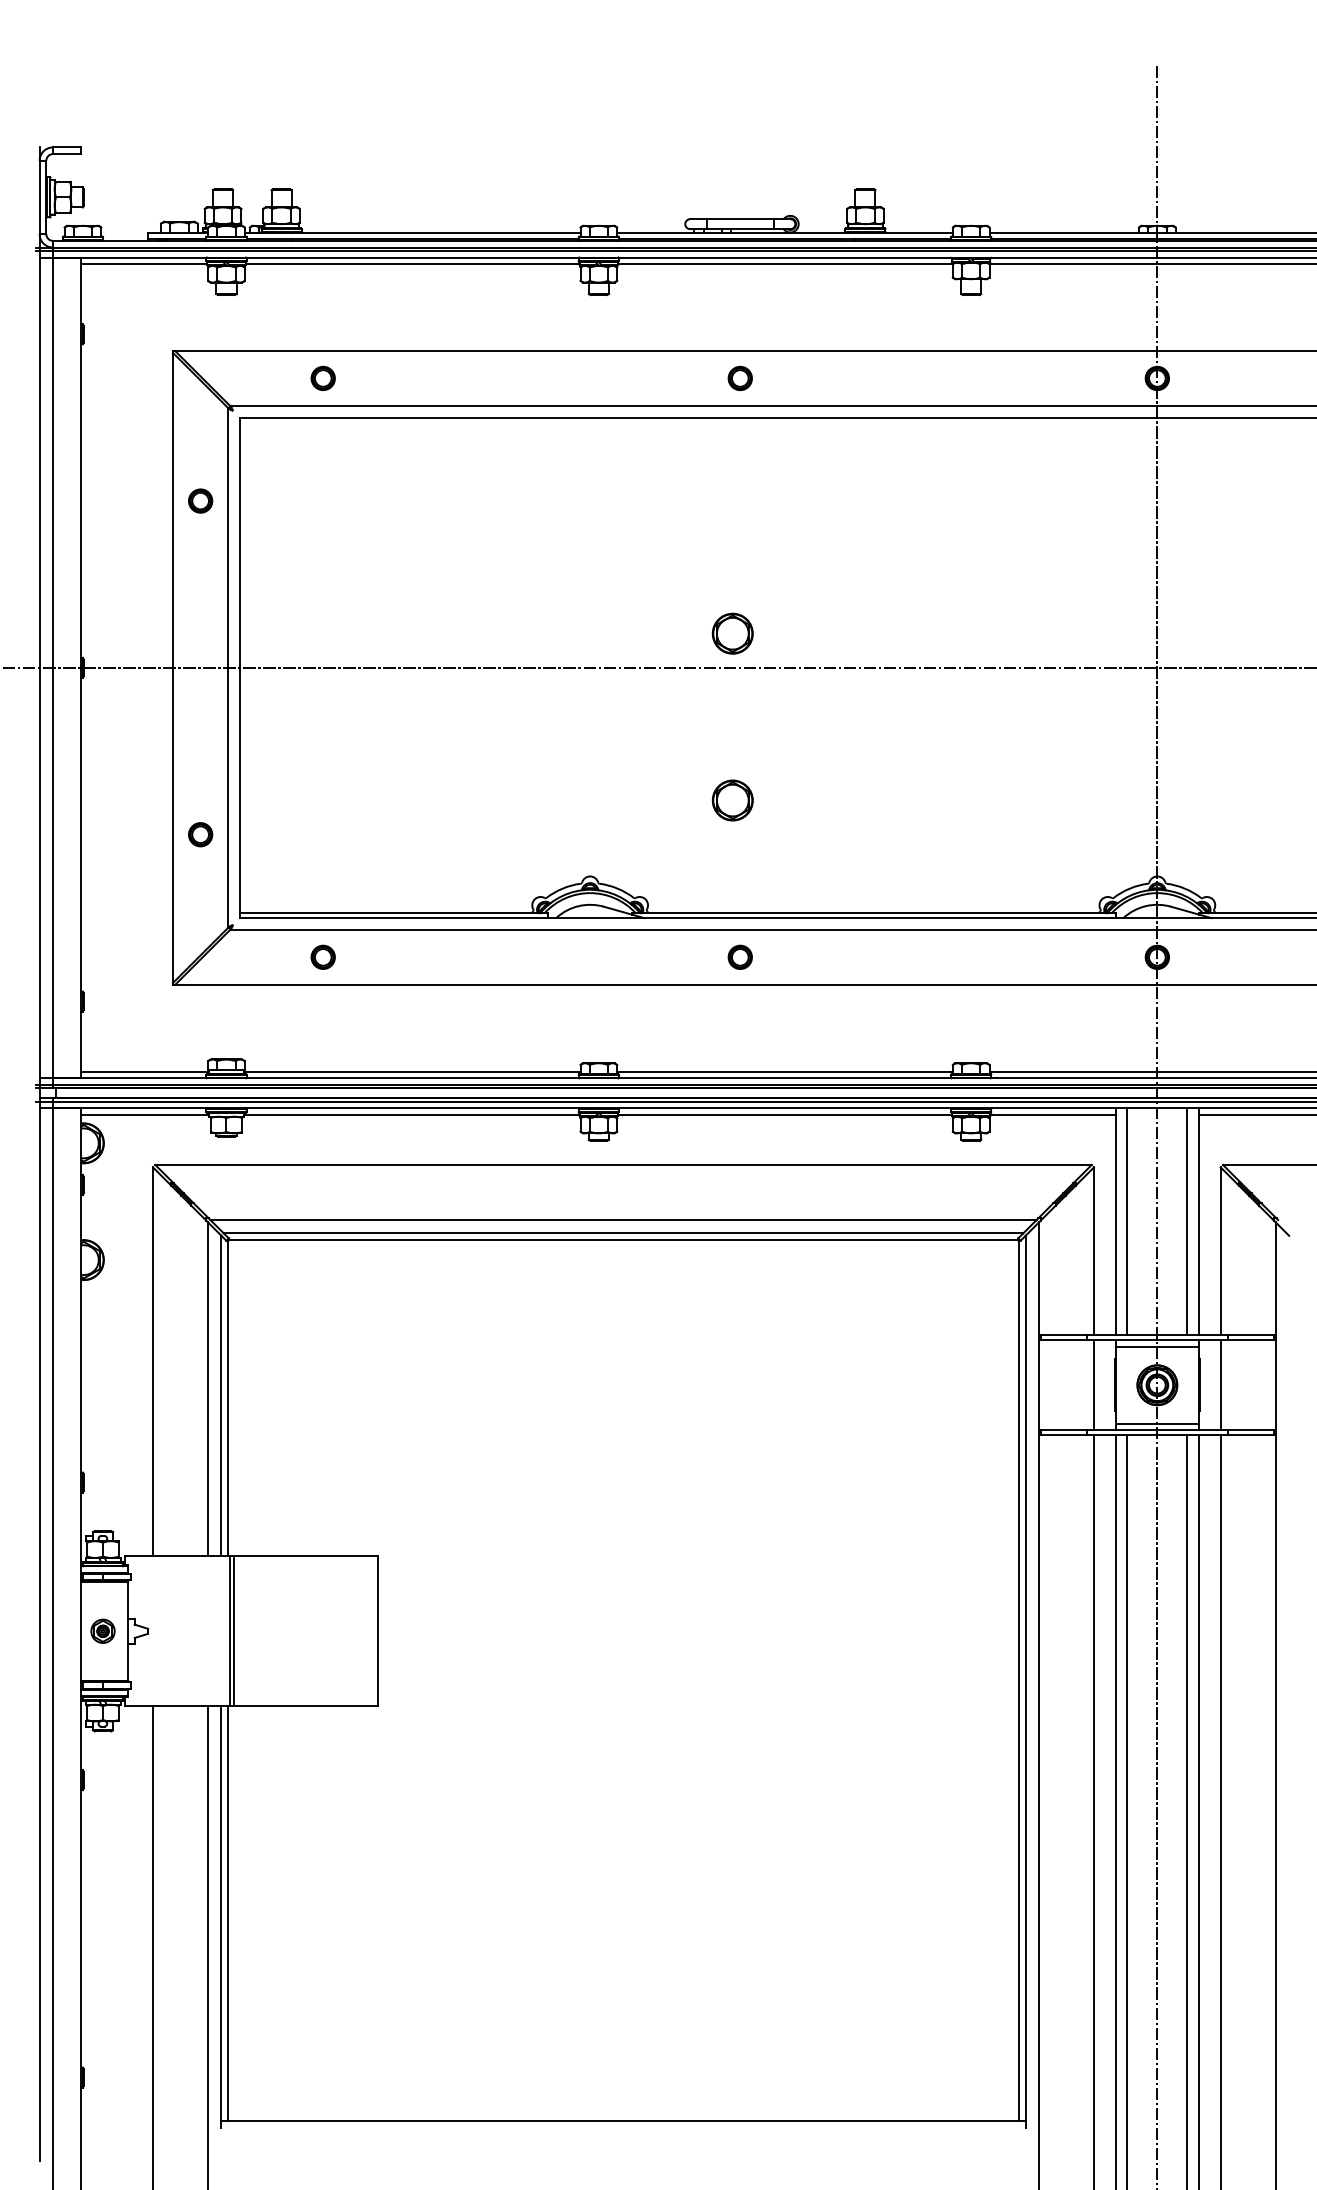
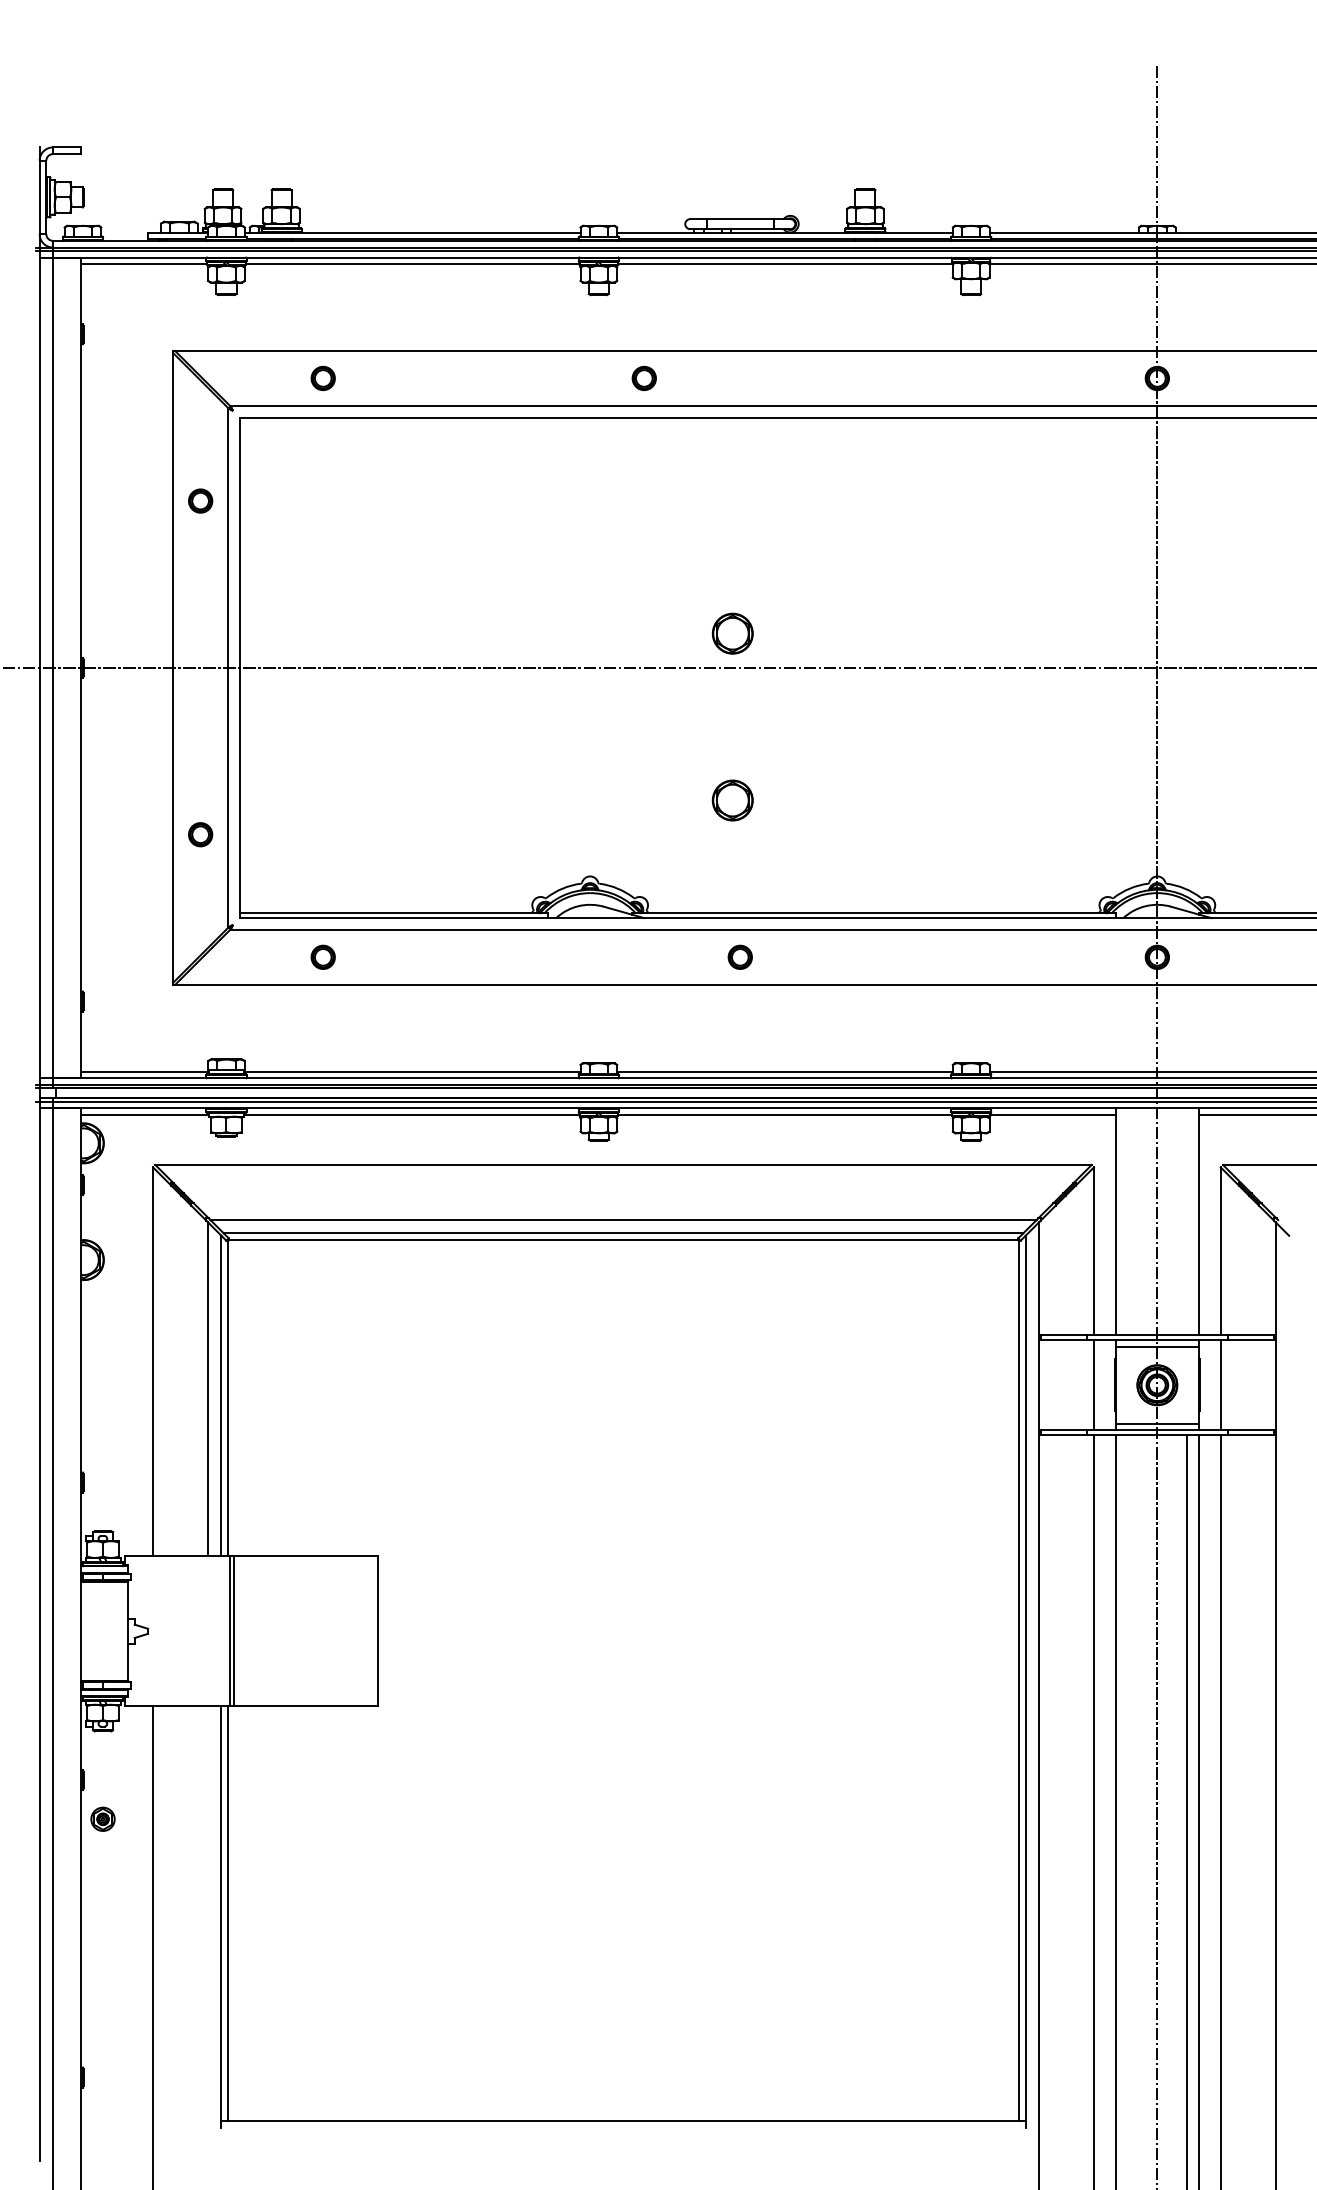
part position: (739, 377) -> (643, 377) (643, 377)
line: present -> none (1127, 1221)
line: present -> none (1187, 1221)
part position: (102, 1630) -> (102, 1818) (102, 1818)
line: present -> none (1127, 1810)
line: present -> none (208, 1946)
